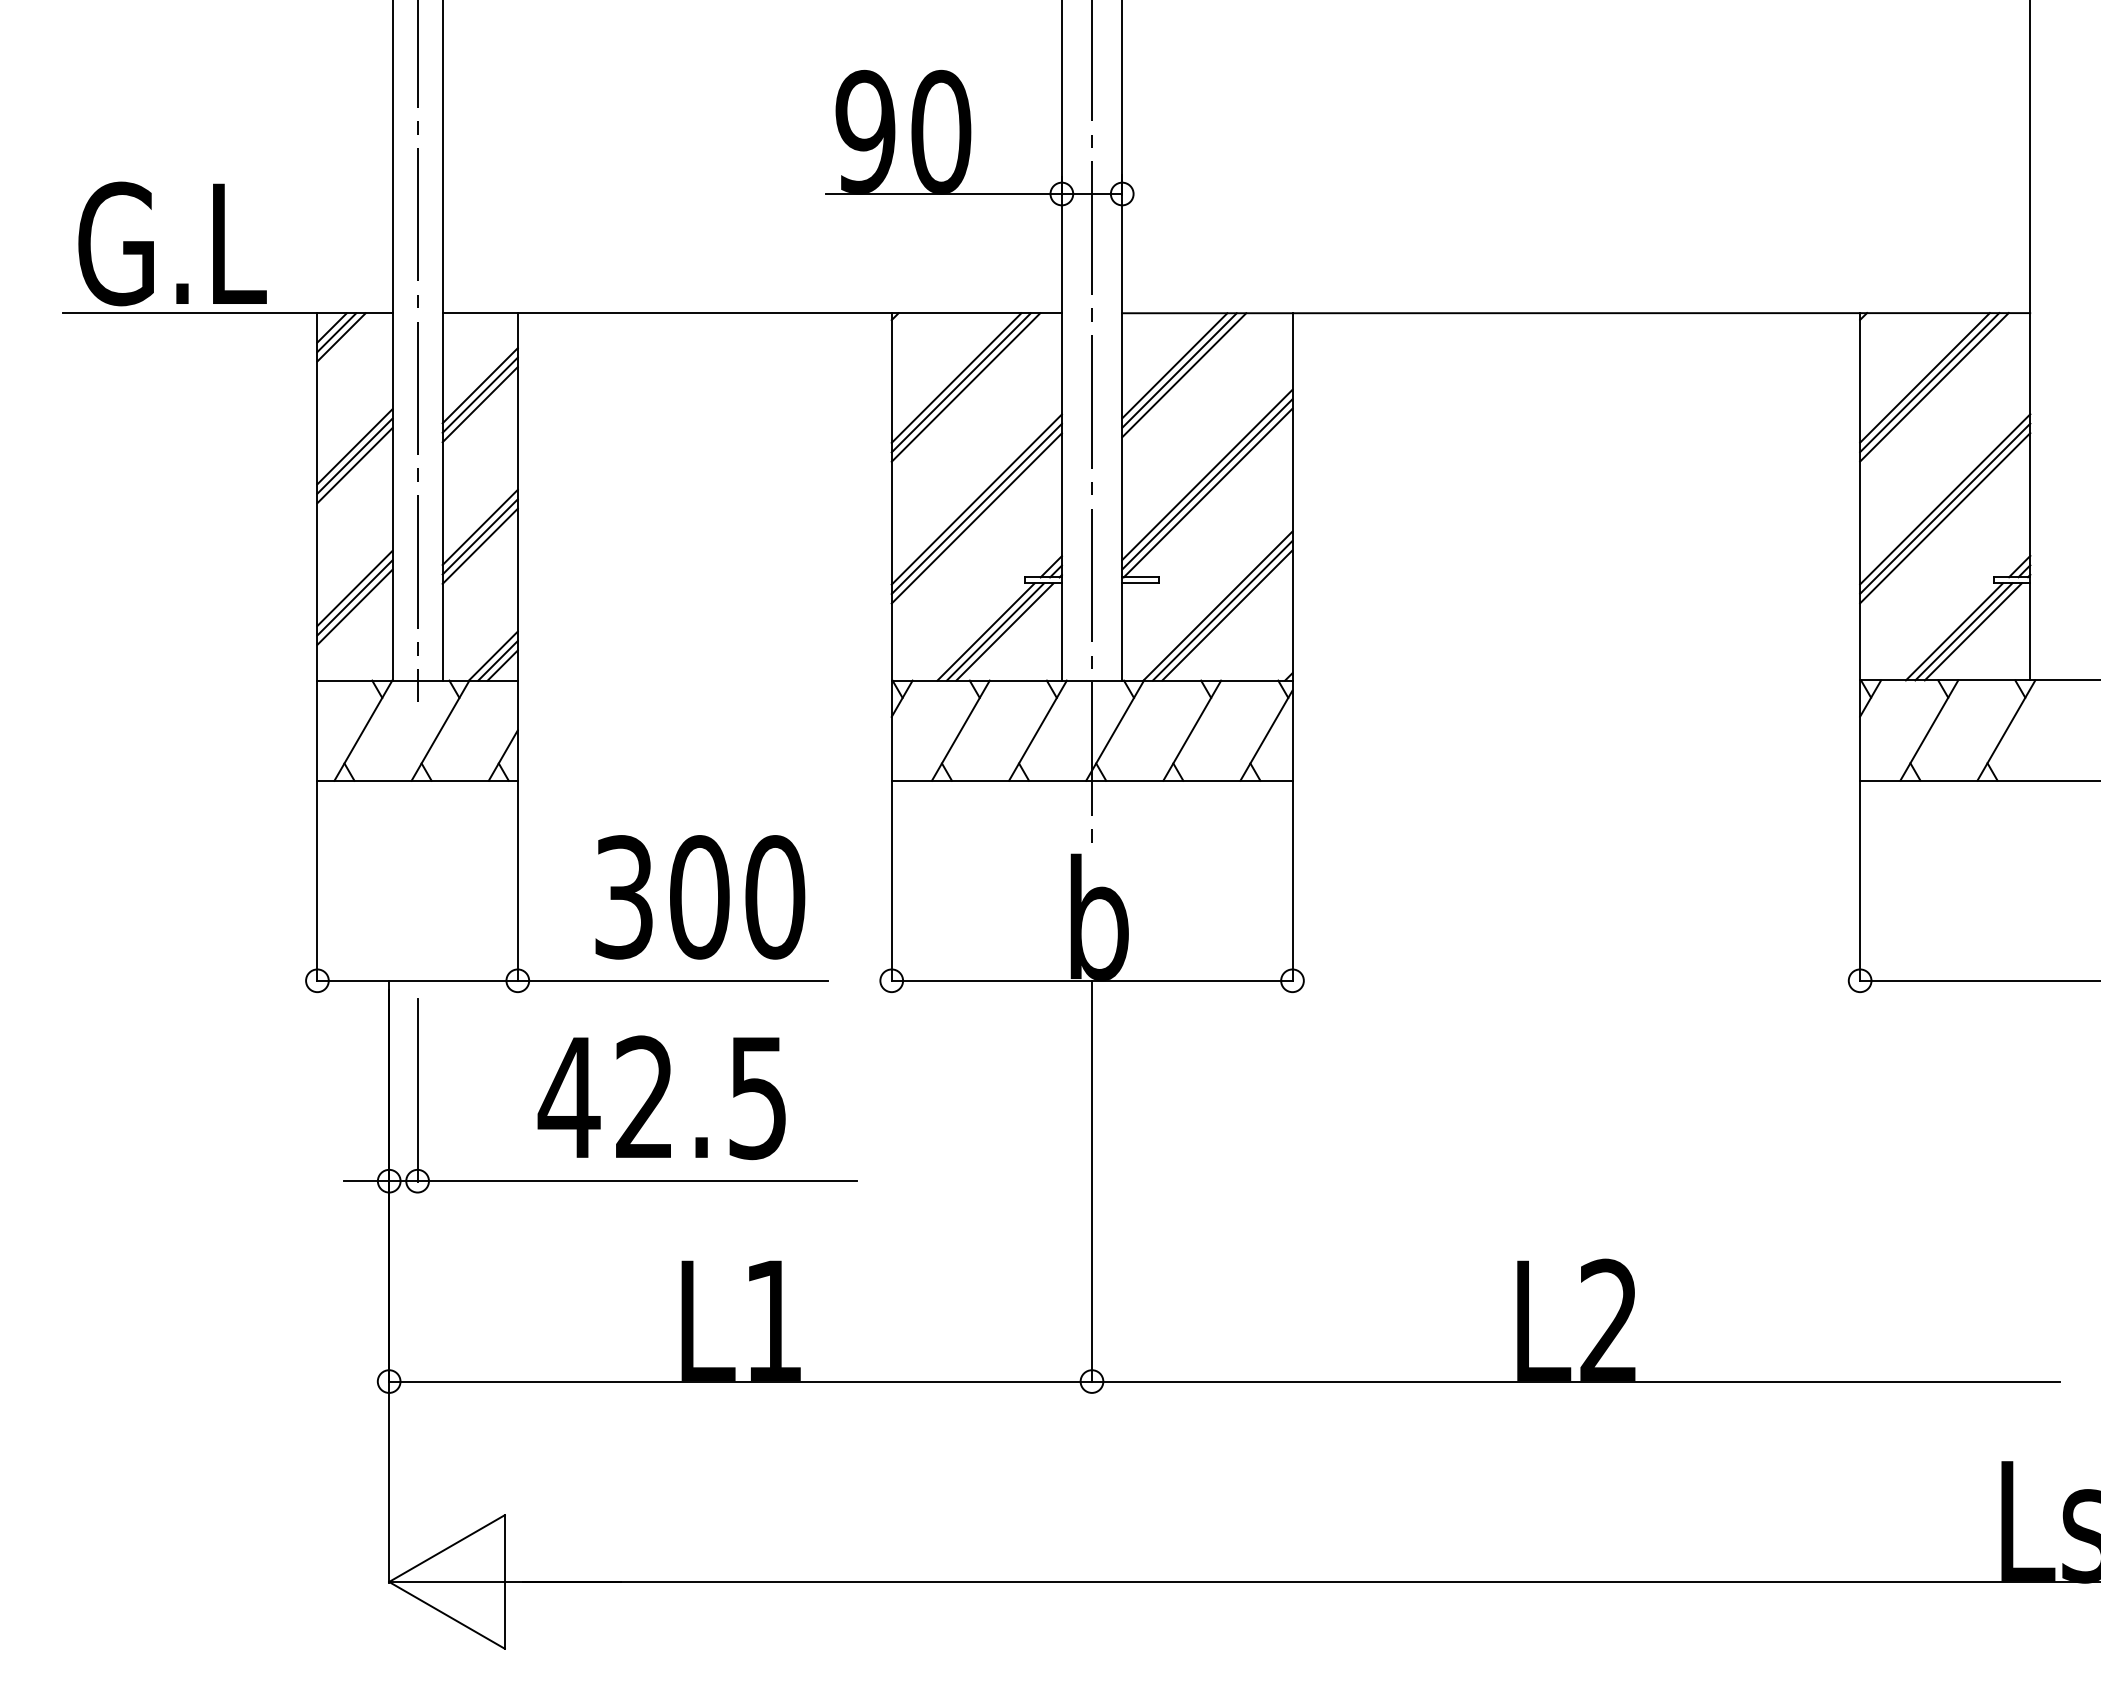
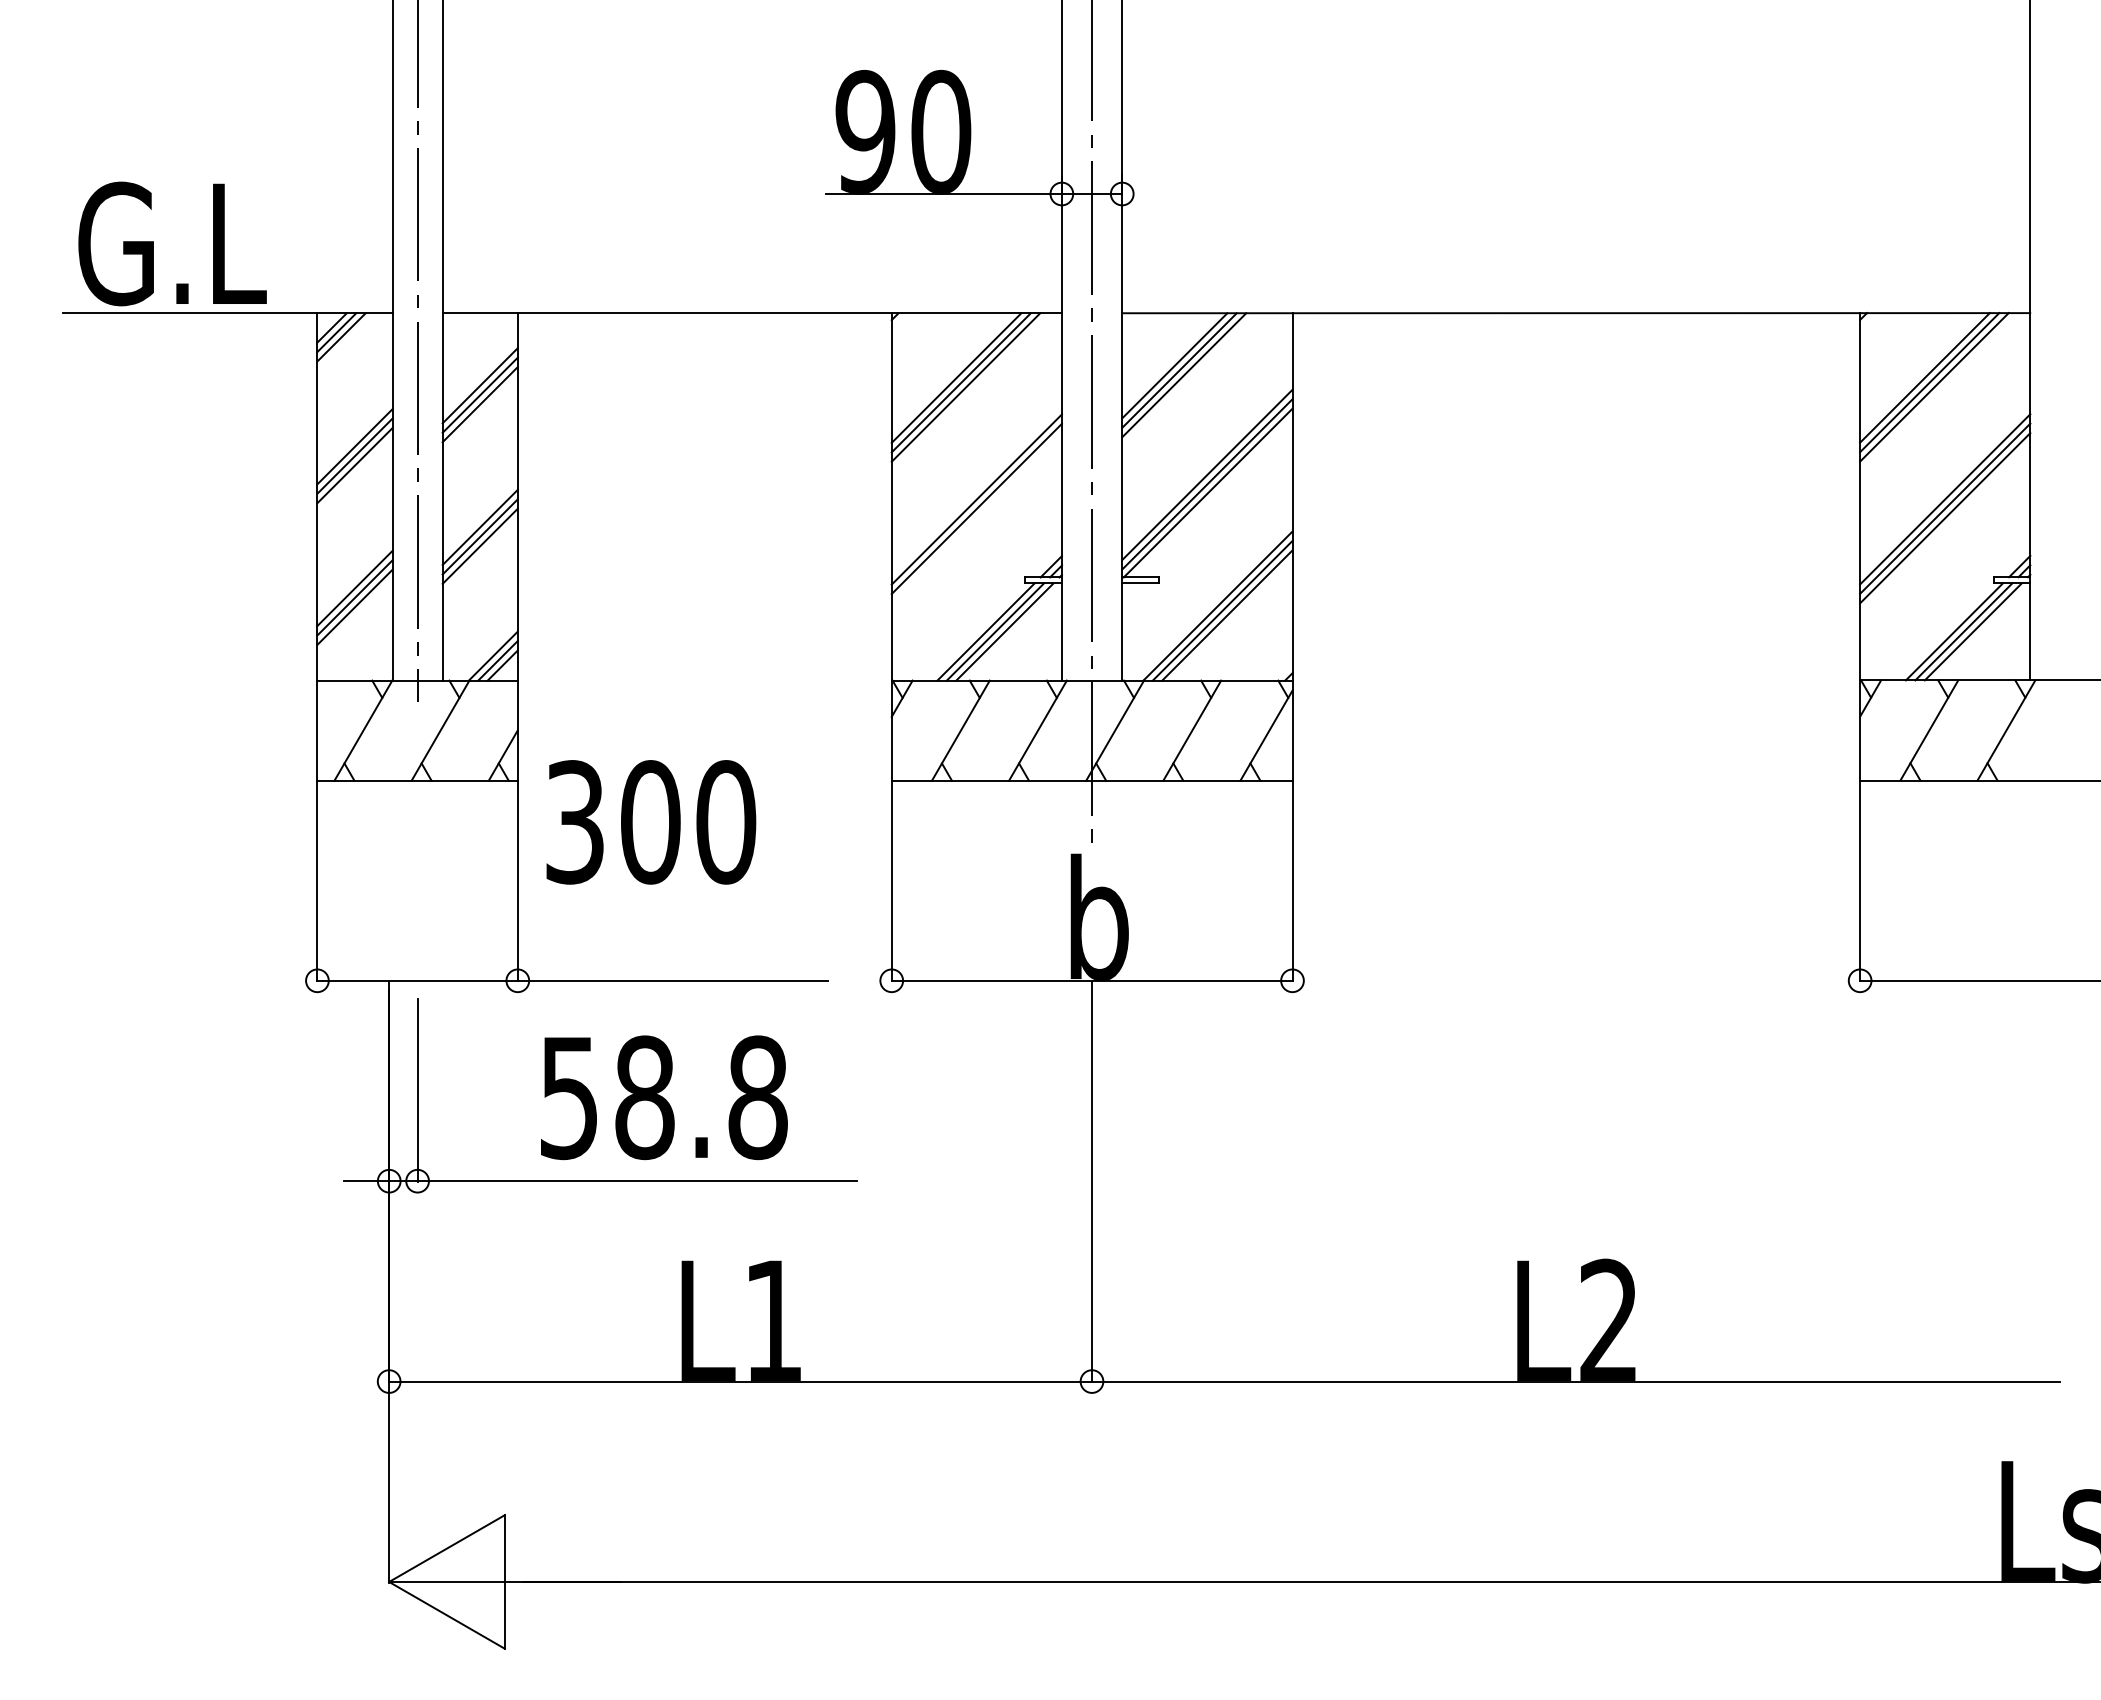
line: present -> none (976, 518)
text position: (700, 897) -> (651, 822) (651, 822)
text: 42.5 -> 58.8 (662, 1097)
